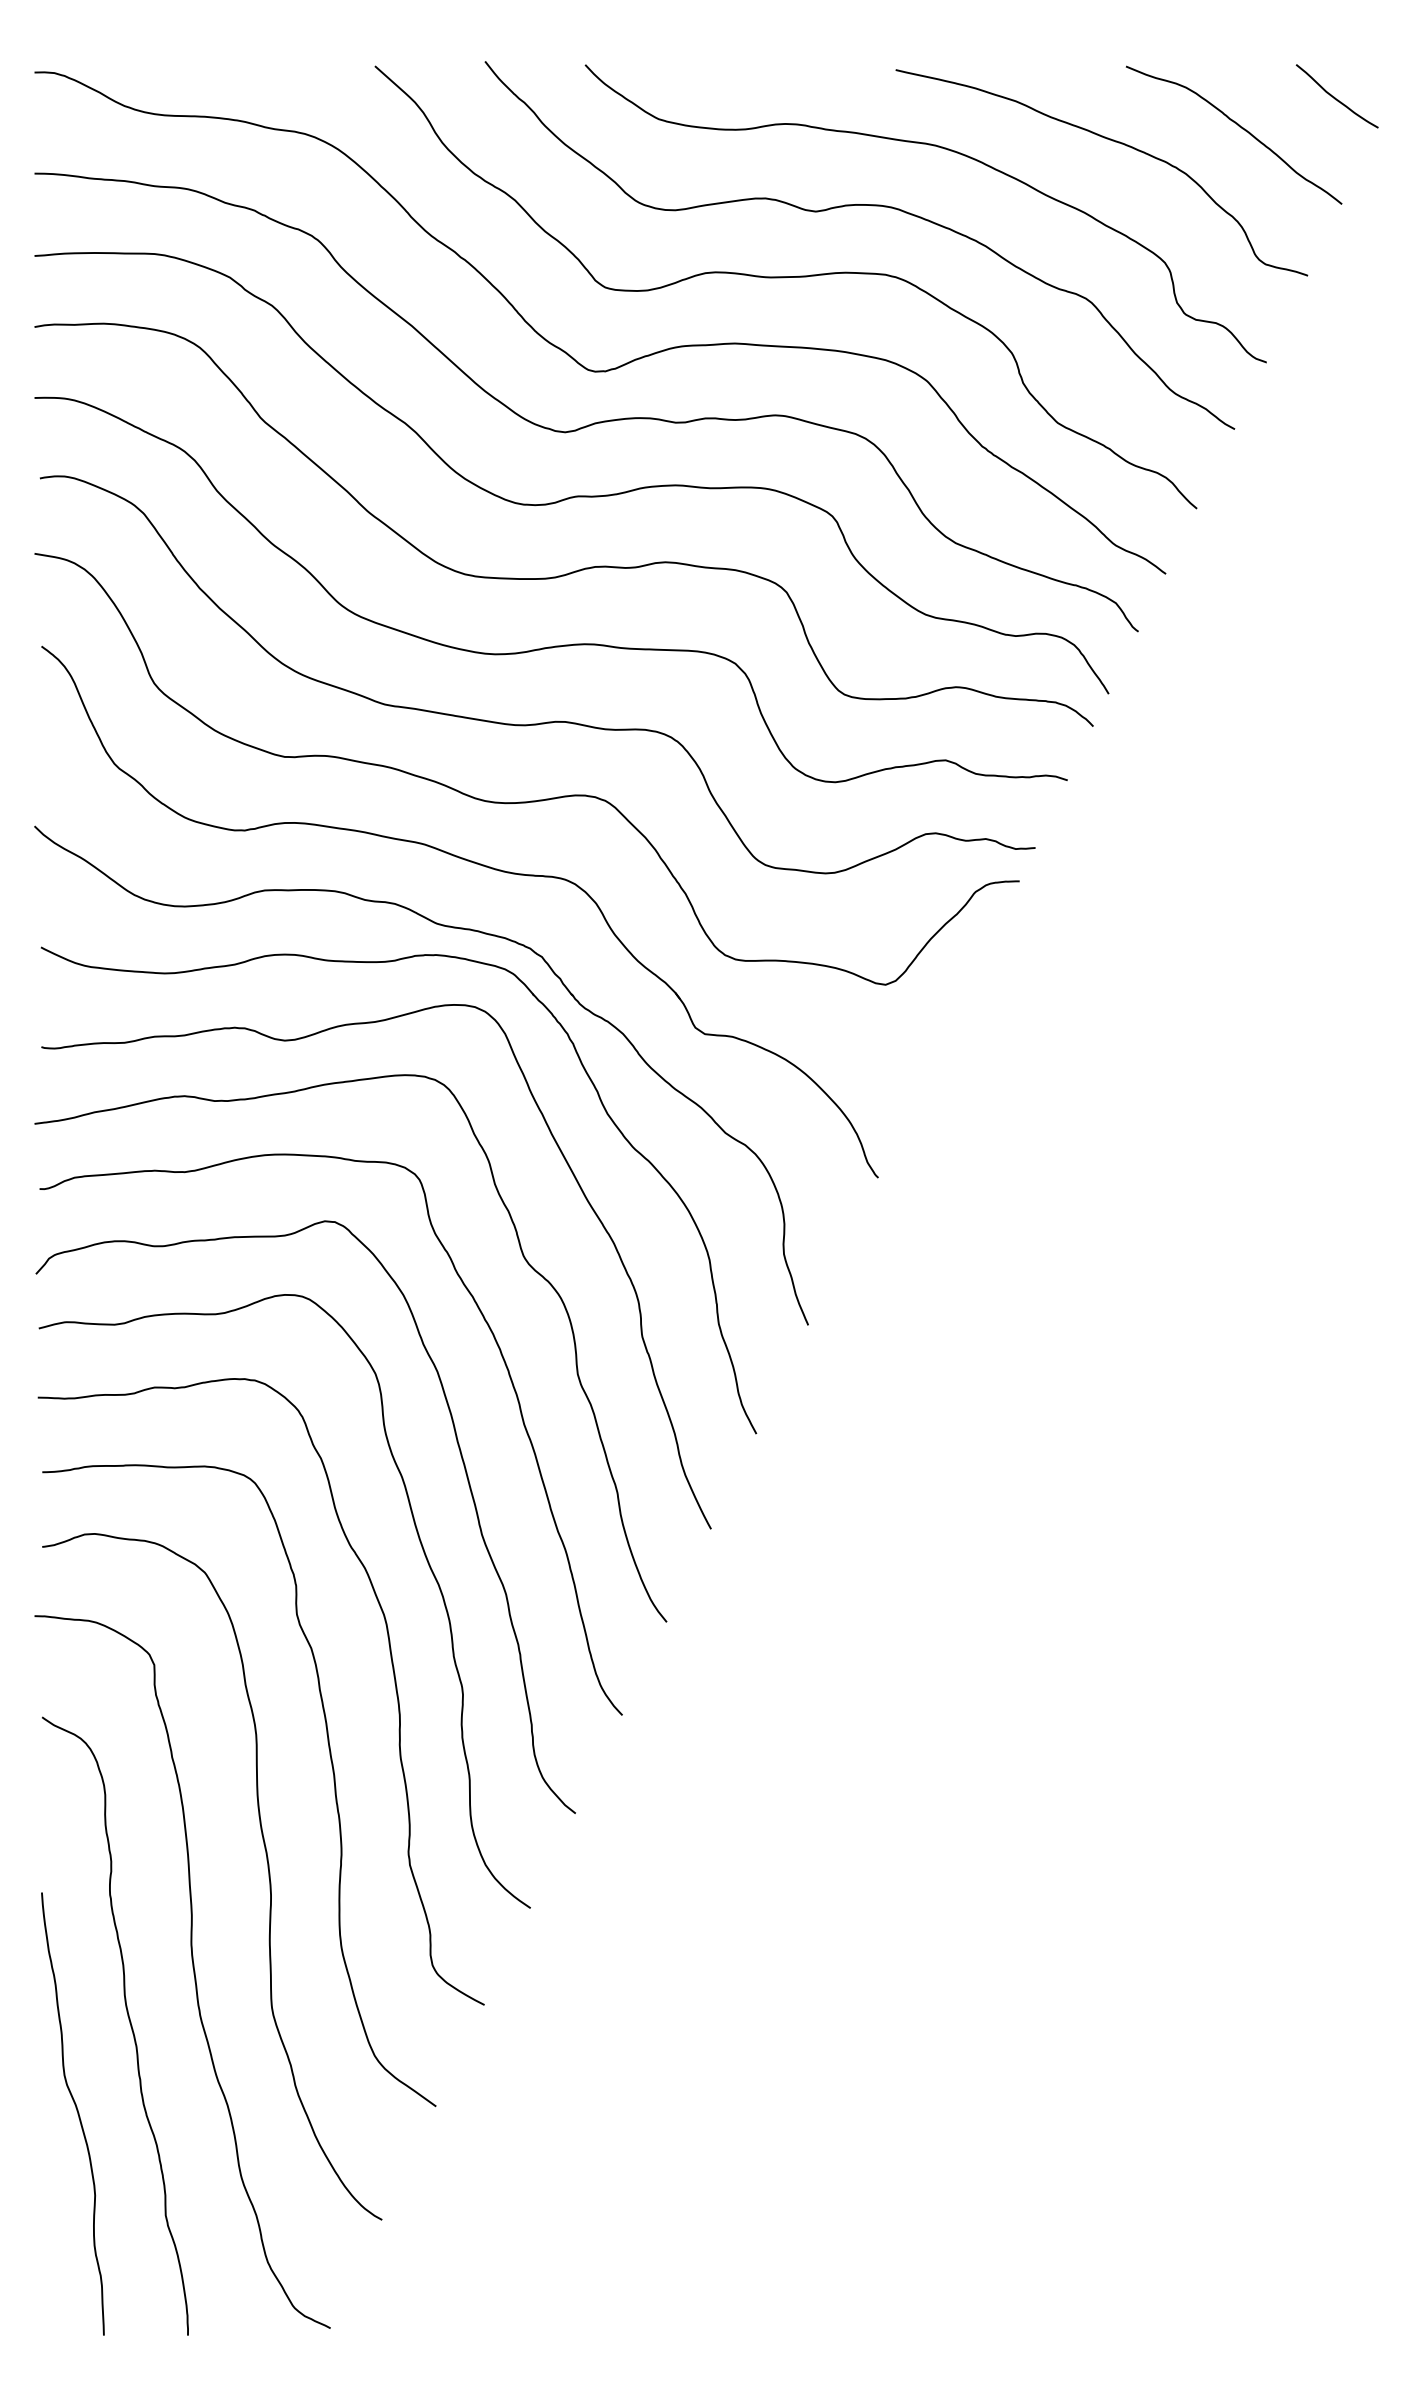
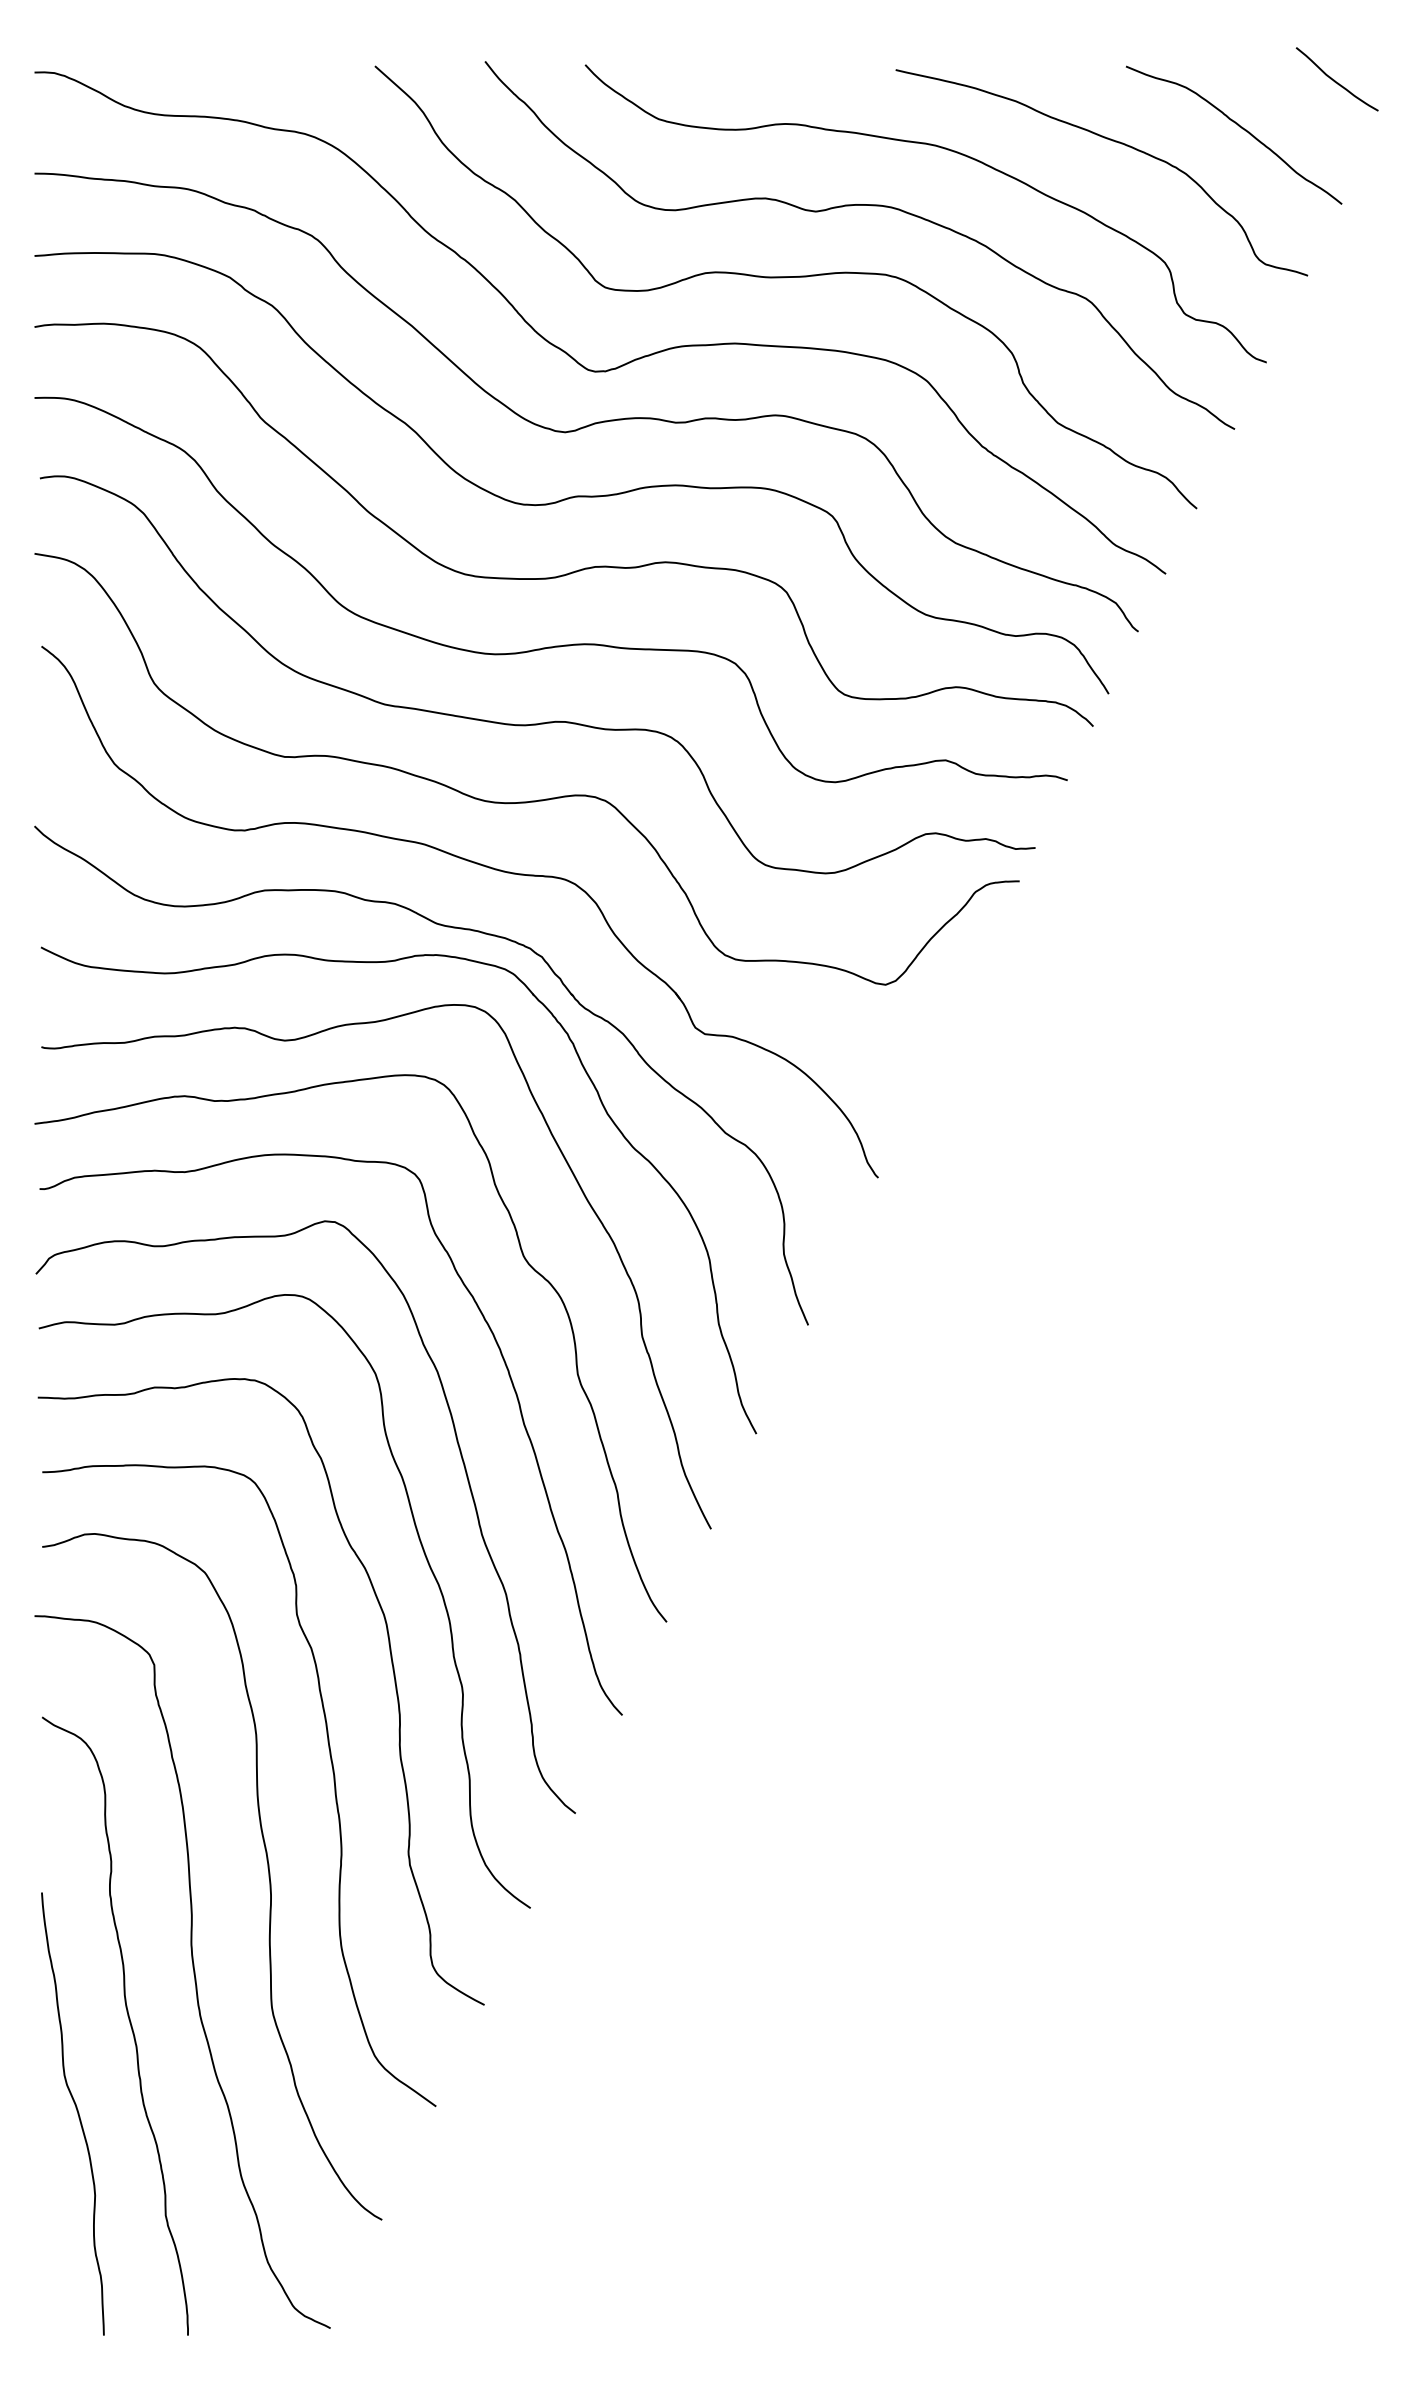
curve position: (1335, 97) -> (1335, 80) (1335, 80)
